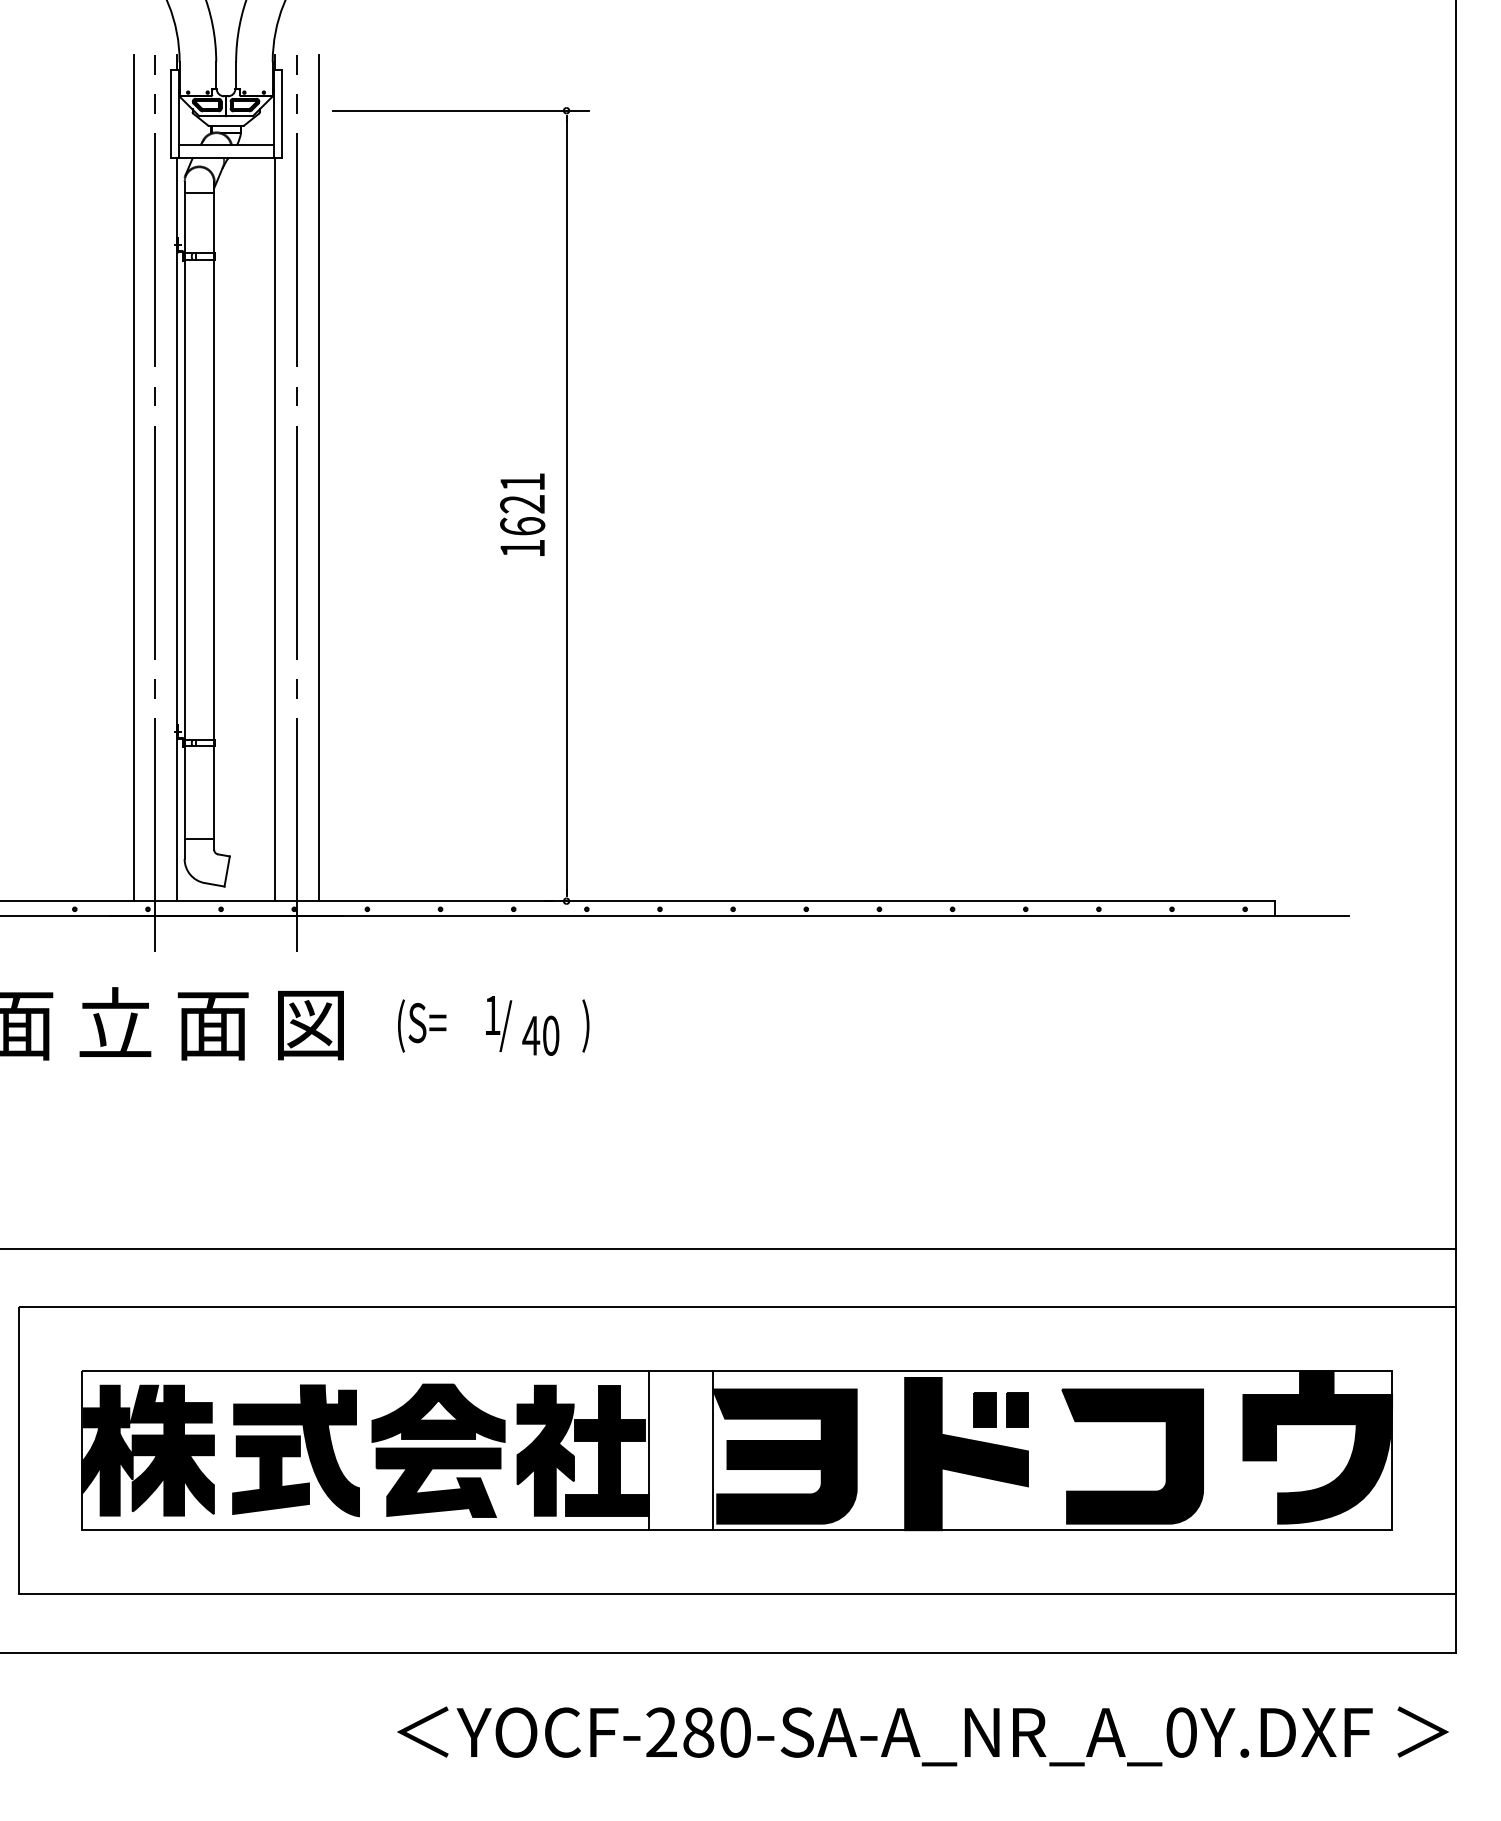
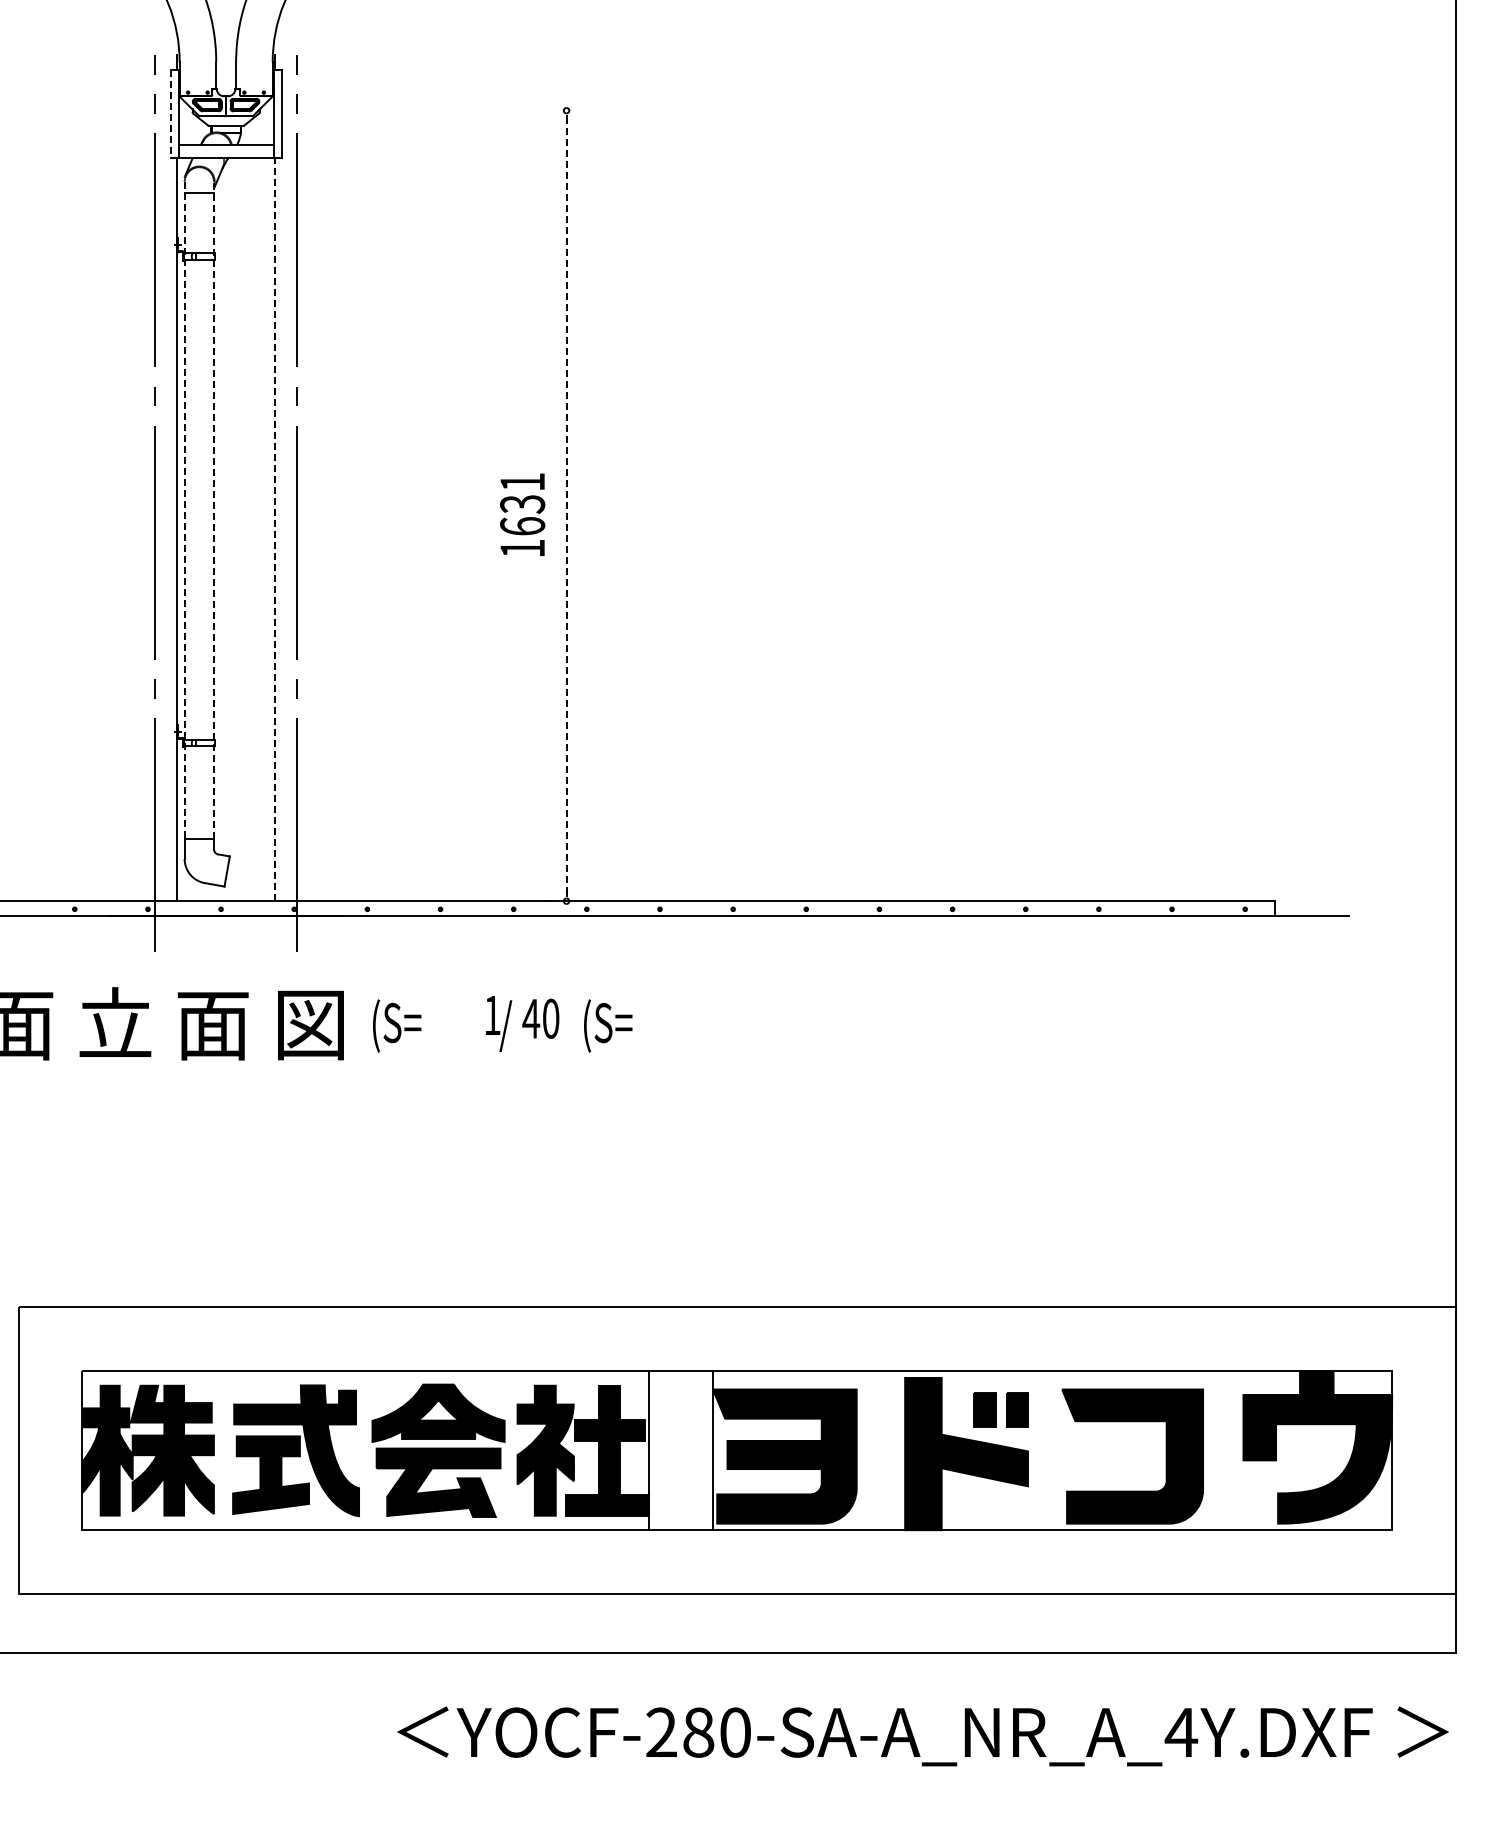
line: present -> none (460, 110)
line: solid -> dashed (170, 113)
line: present -> none (133, 477)
line: present -> none (318, 477)
text: 1621 -> 1631 (522, 504)
line: solid -> dashed (566, 505)
line: solid -> dashed (214, 509)
line: solid -> dashed (184, 510)
line: solid -> dashed (275, 529)
text position: (422, 1025) -> (397, 1025) (397, 1025)
text: ) -> (S= (607, 1025)
text position: (540, 1035) -> (540, 1018) (540, 1018)
line: present -> none (729, 1248)
text: YOCF-280-SA-A_NR_A_0Y.DXF -> YOCF-280-SA-A_NR_A_4Y.DXF (1181, 1732)
